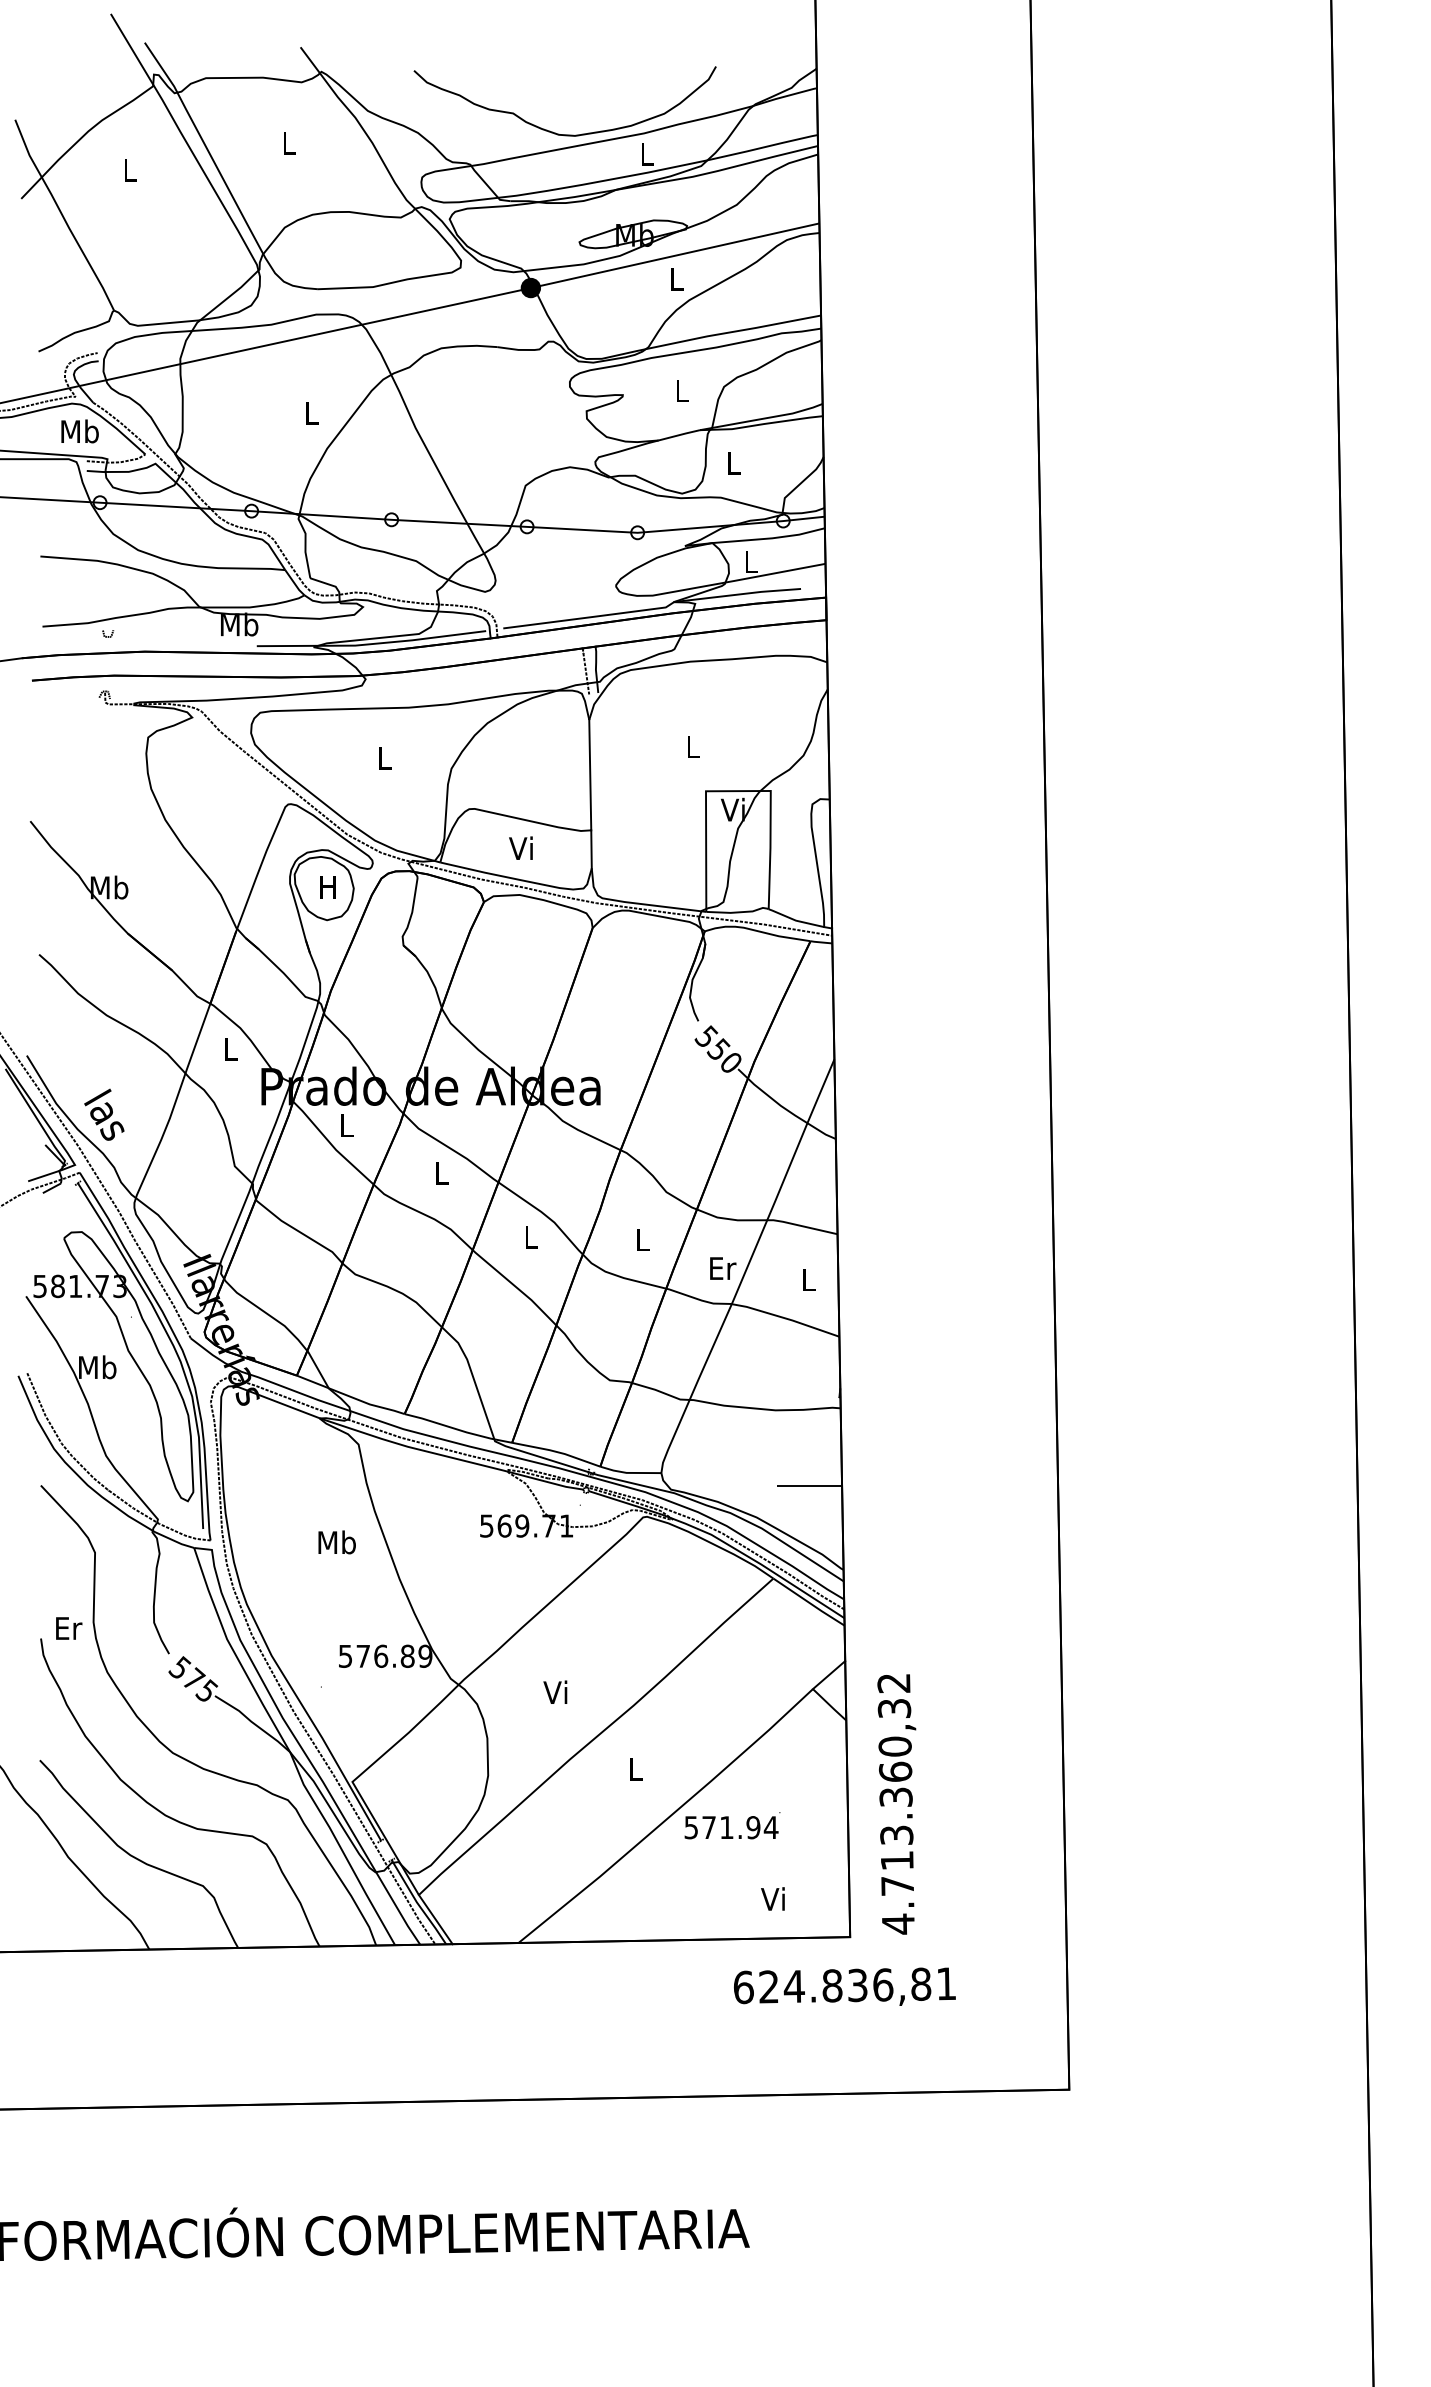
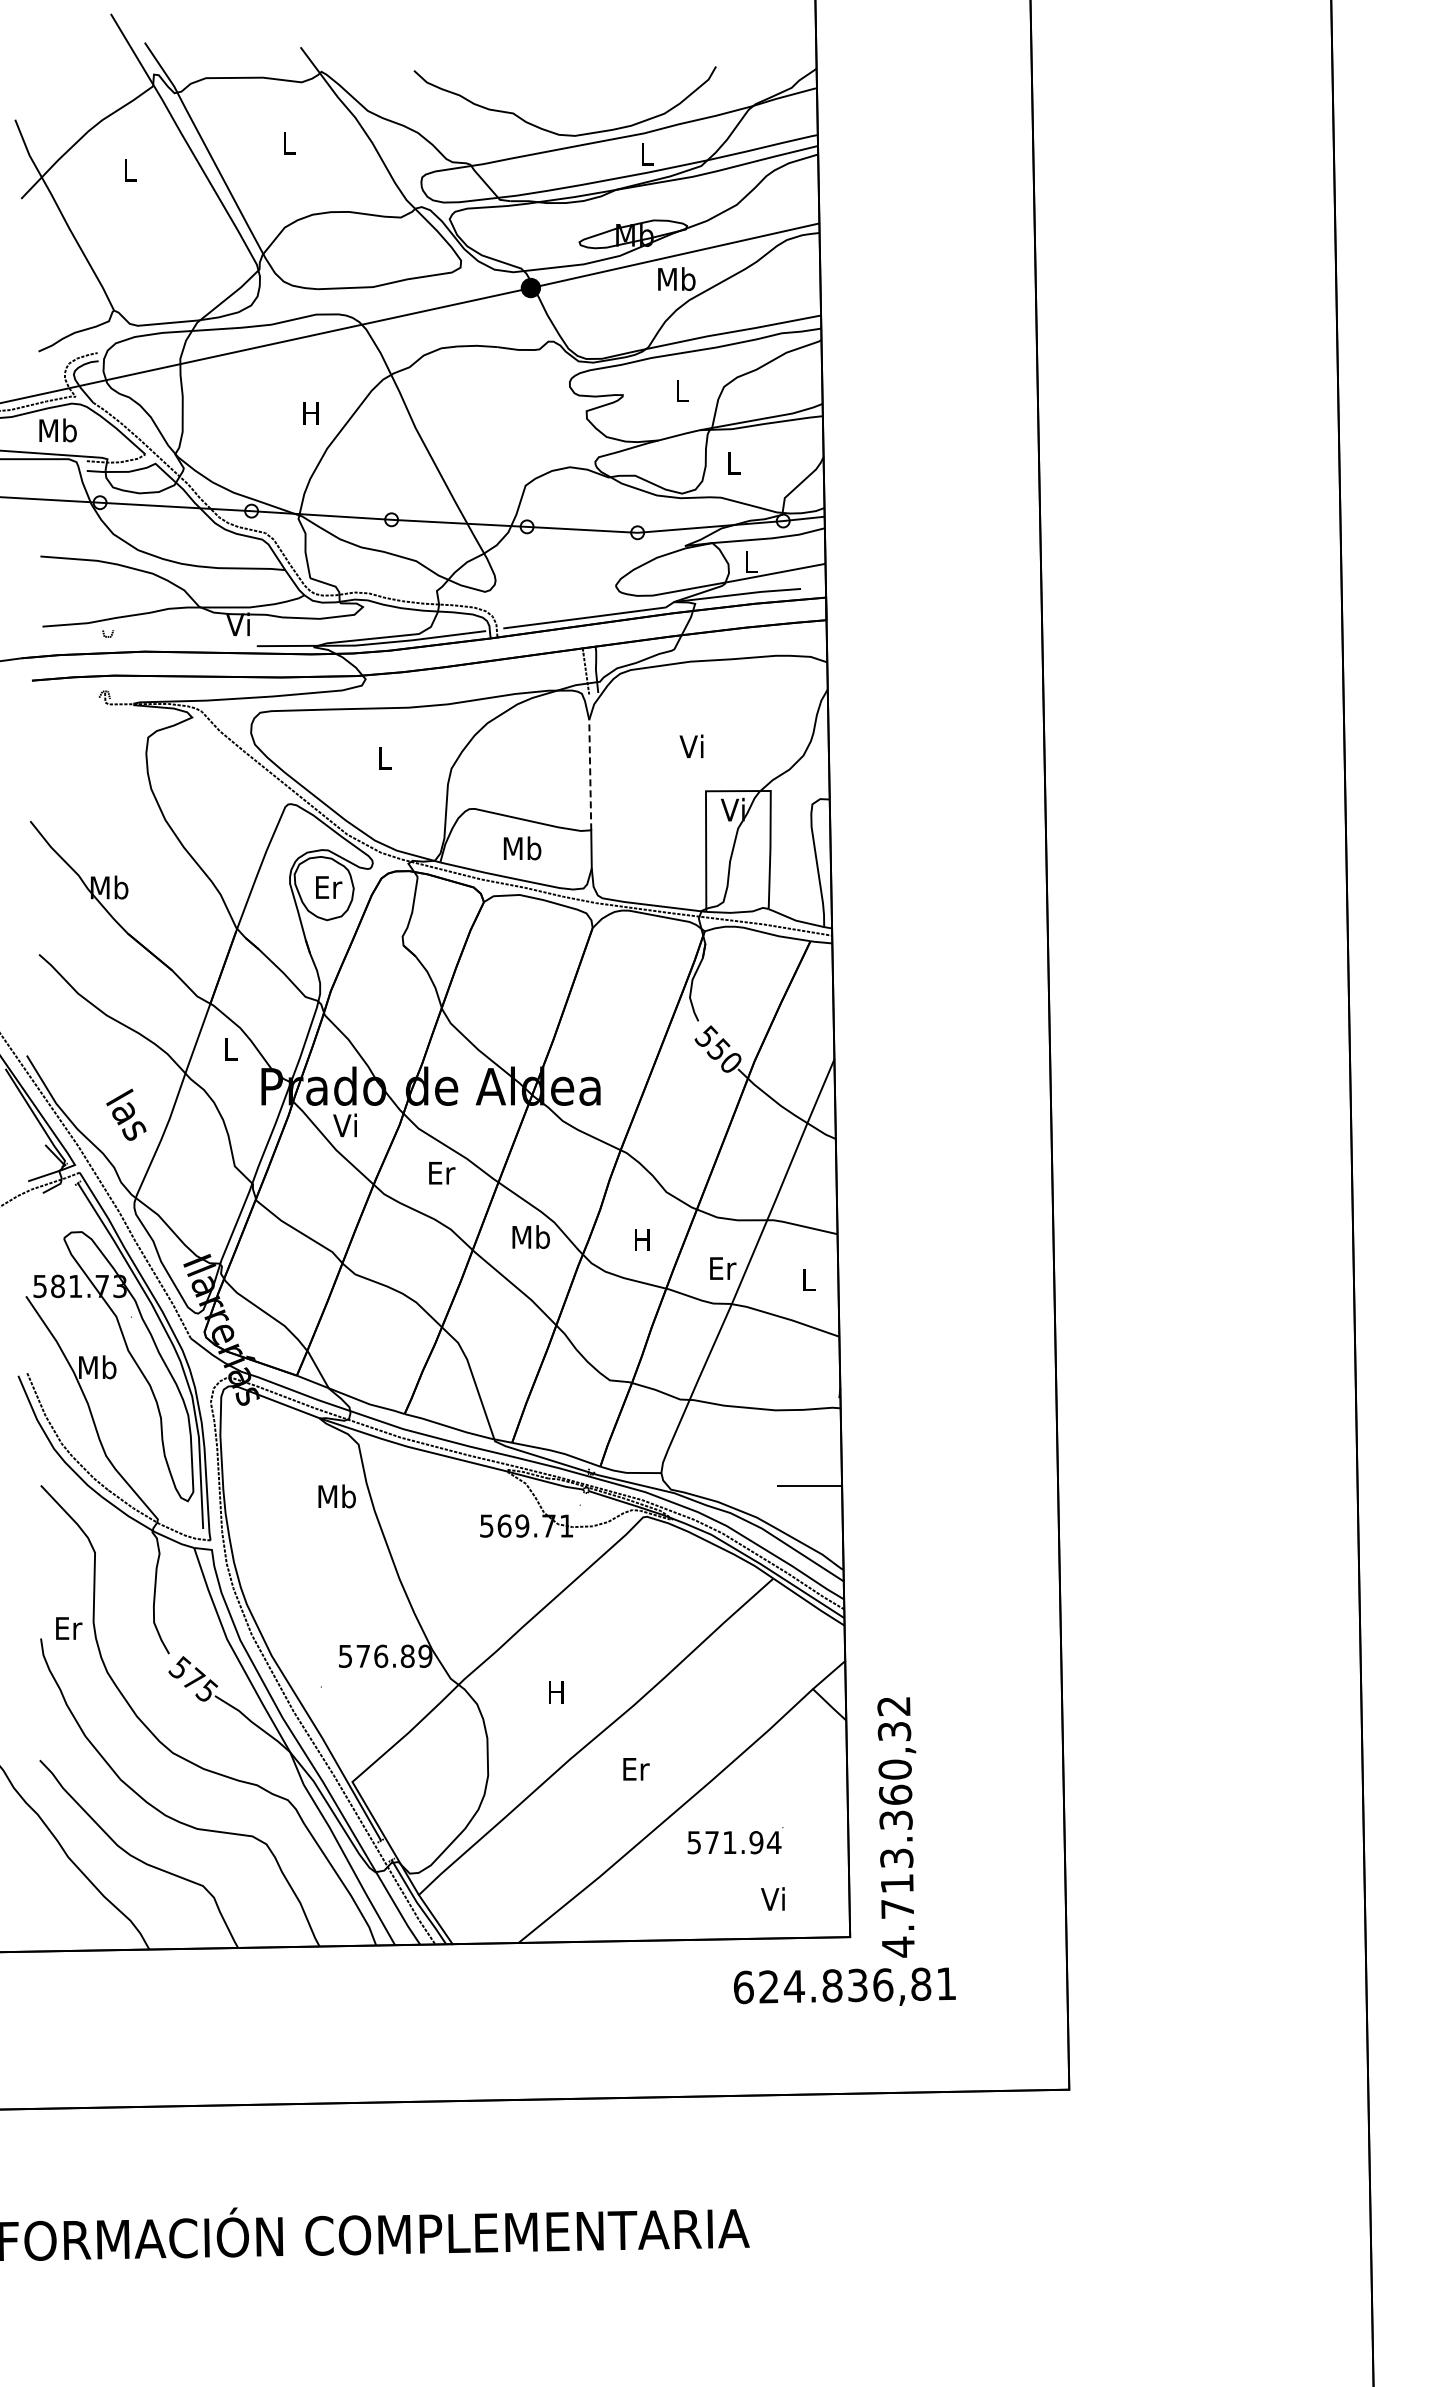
text: L -> Mb (676, 279)
text: L -> H (310, 413)
text position: (79, 431) -> (57, 430) (57, 430)
text: Mb -> Vi (239, 624)
text: L -> Vi (691, 746)
line: solid -> dashed (590, 774)
text: Vi -> Mb (522, 848)
text: H -> Er (329, 887)
text position: (104, 1114) -> (126, 1114) (126, 1114)
text: L -> Vi (344, 1125)
text: L -> Er (442, 1173)
text: L -> Mb (530, 1236)
text: L -> H (642, 1239)
text position: (336, 1542) -> (336, 1496) (336, 1496)
text: Vi -> H (555, 1691)
text: L -> Er (636, 1769)
text position: (896, 1804) -> (896, 1827) (896, 1827)
text position: (732, 1825) -> (735, 1840) (735, 1840)
